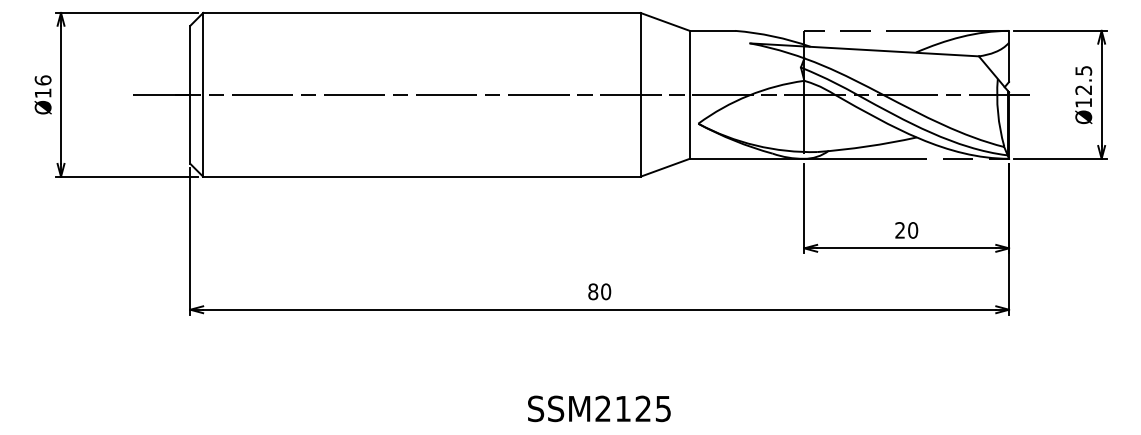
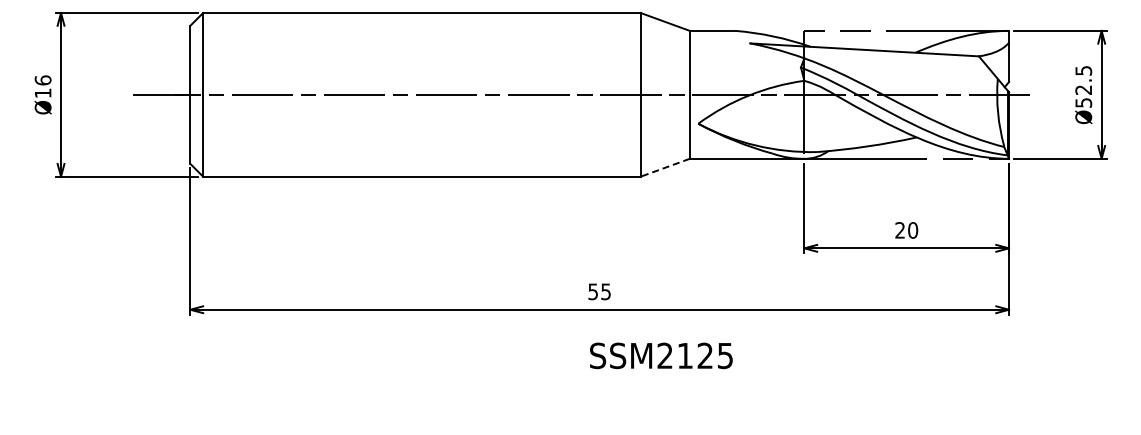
text: Ø12.5 -> Ø52.5 (1083, 102)
line: solid -> dashed (664, 167)
text: 80 -> 55 (599, 291)
text position: (599, 408) -> (661, 355) (661, 355)
